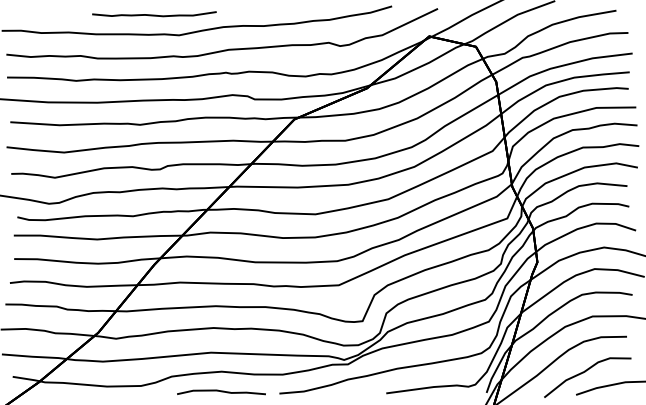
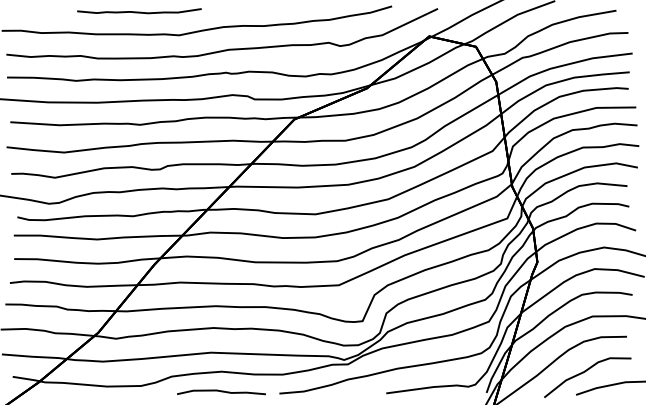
part position: (154, 14) -> (139, 11) (139, 11)
